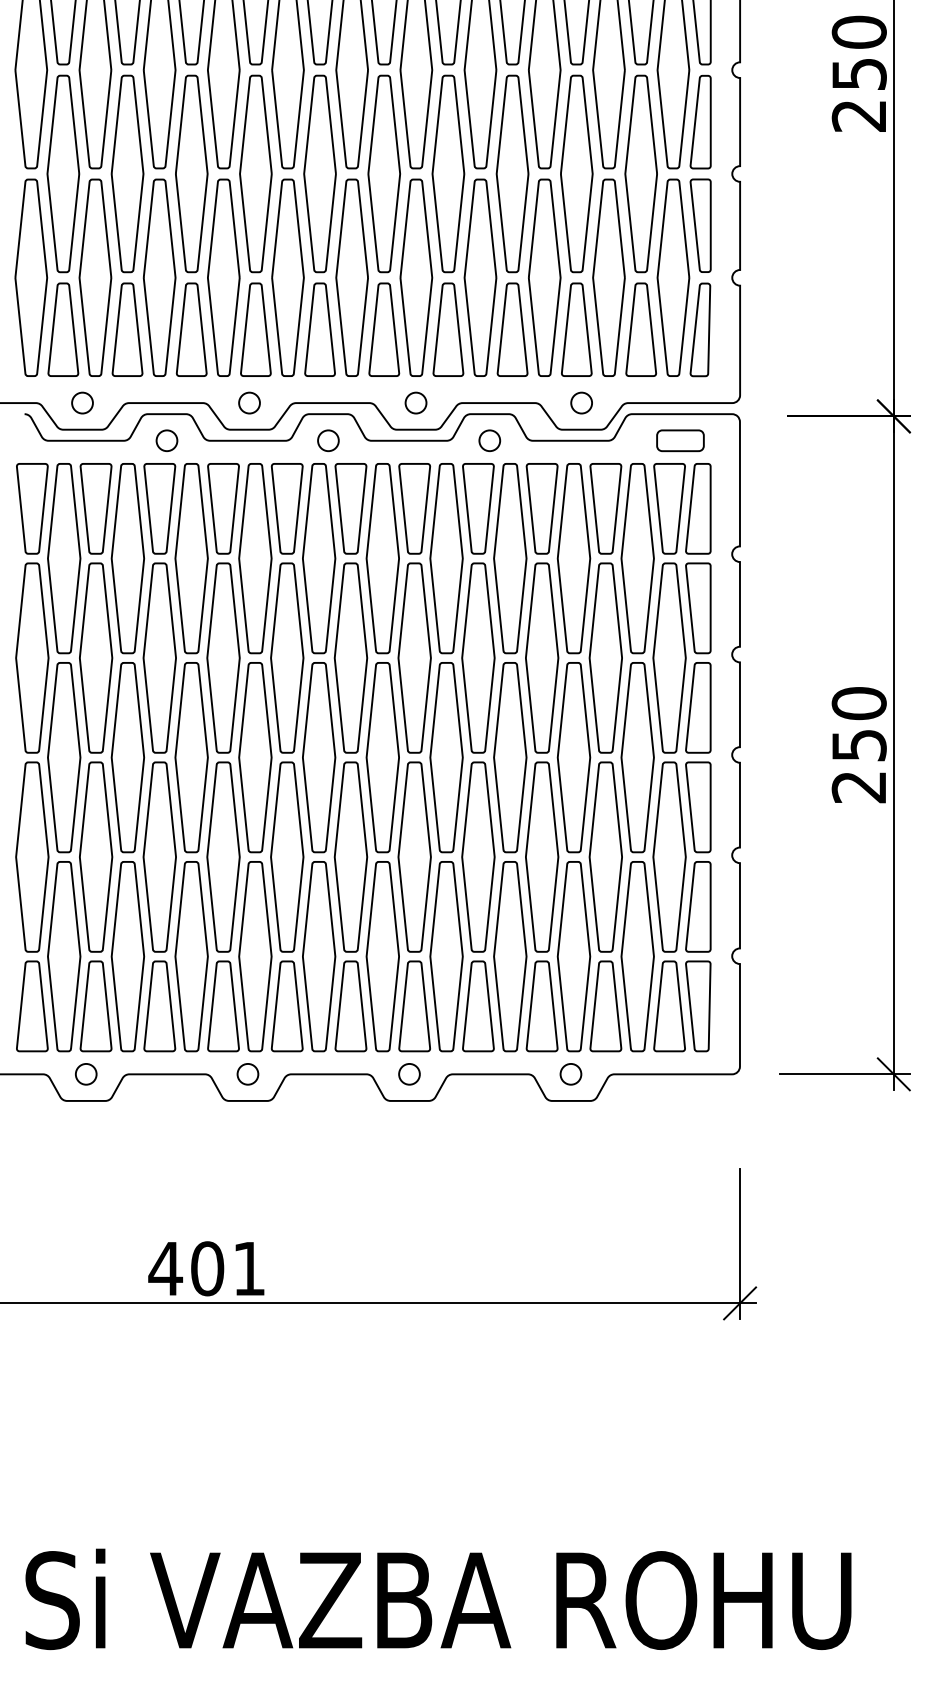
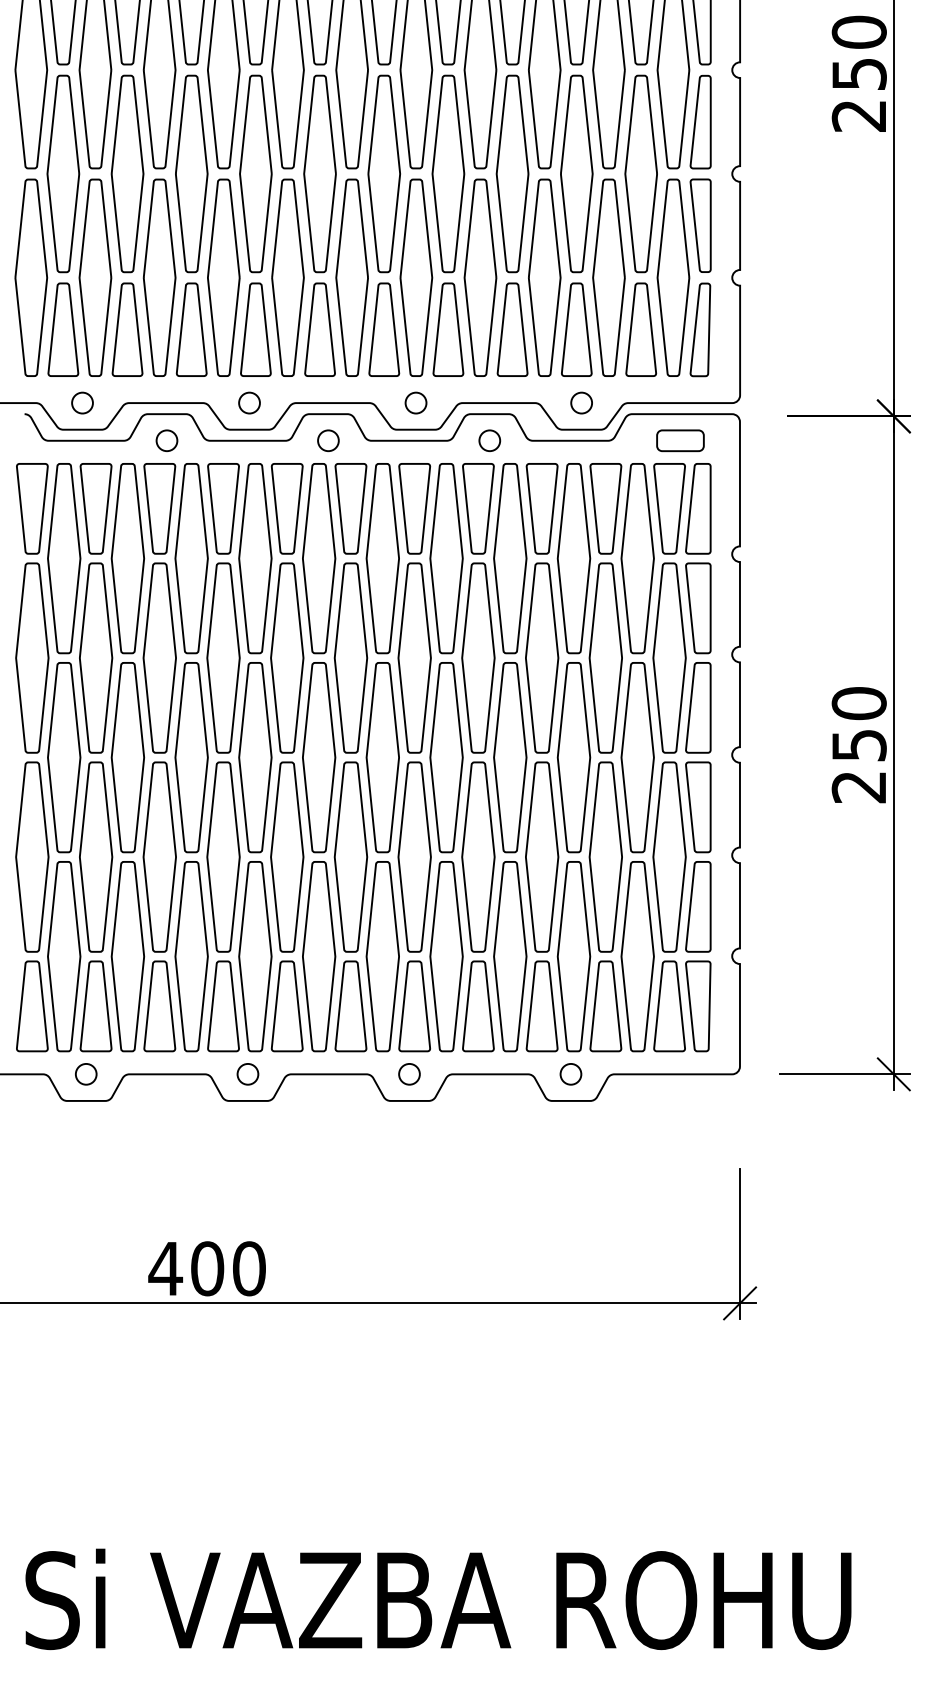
text: 401 -> 400 (249, 1268)
